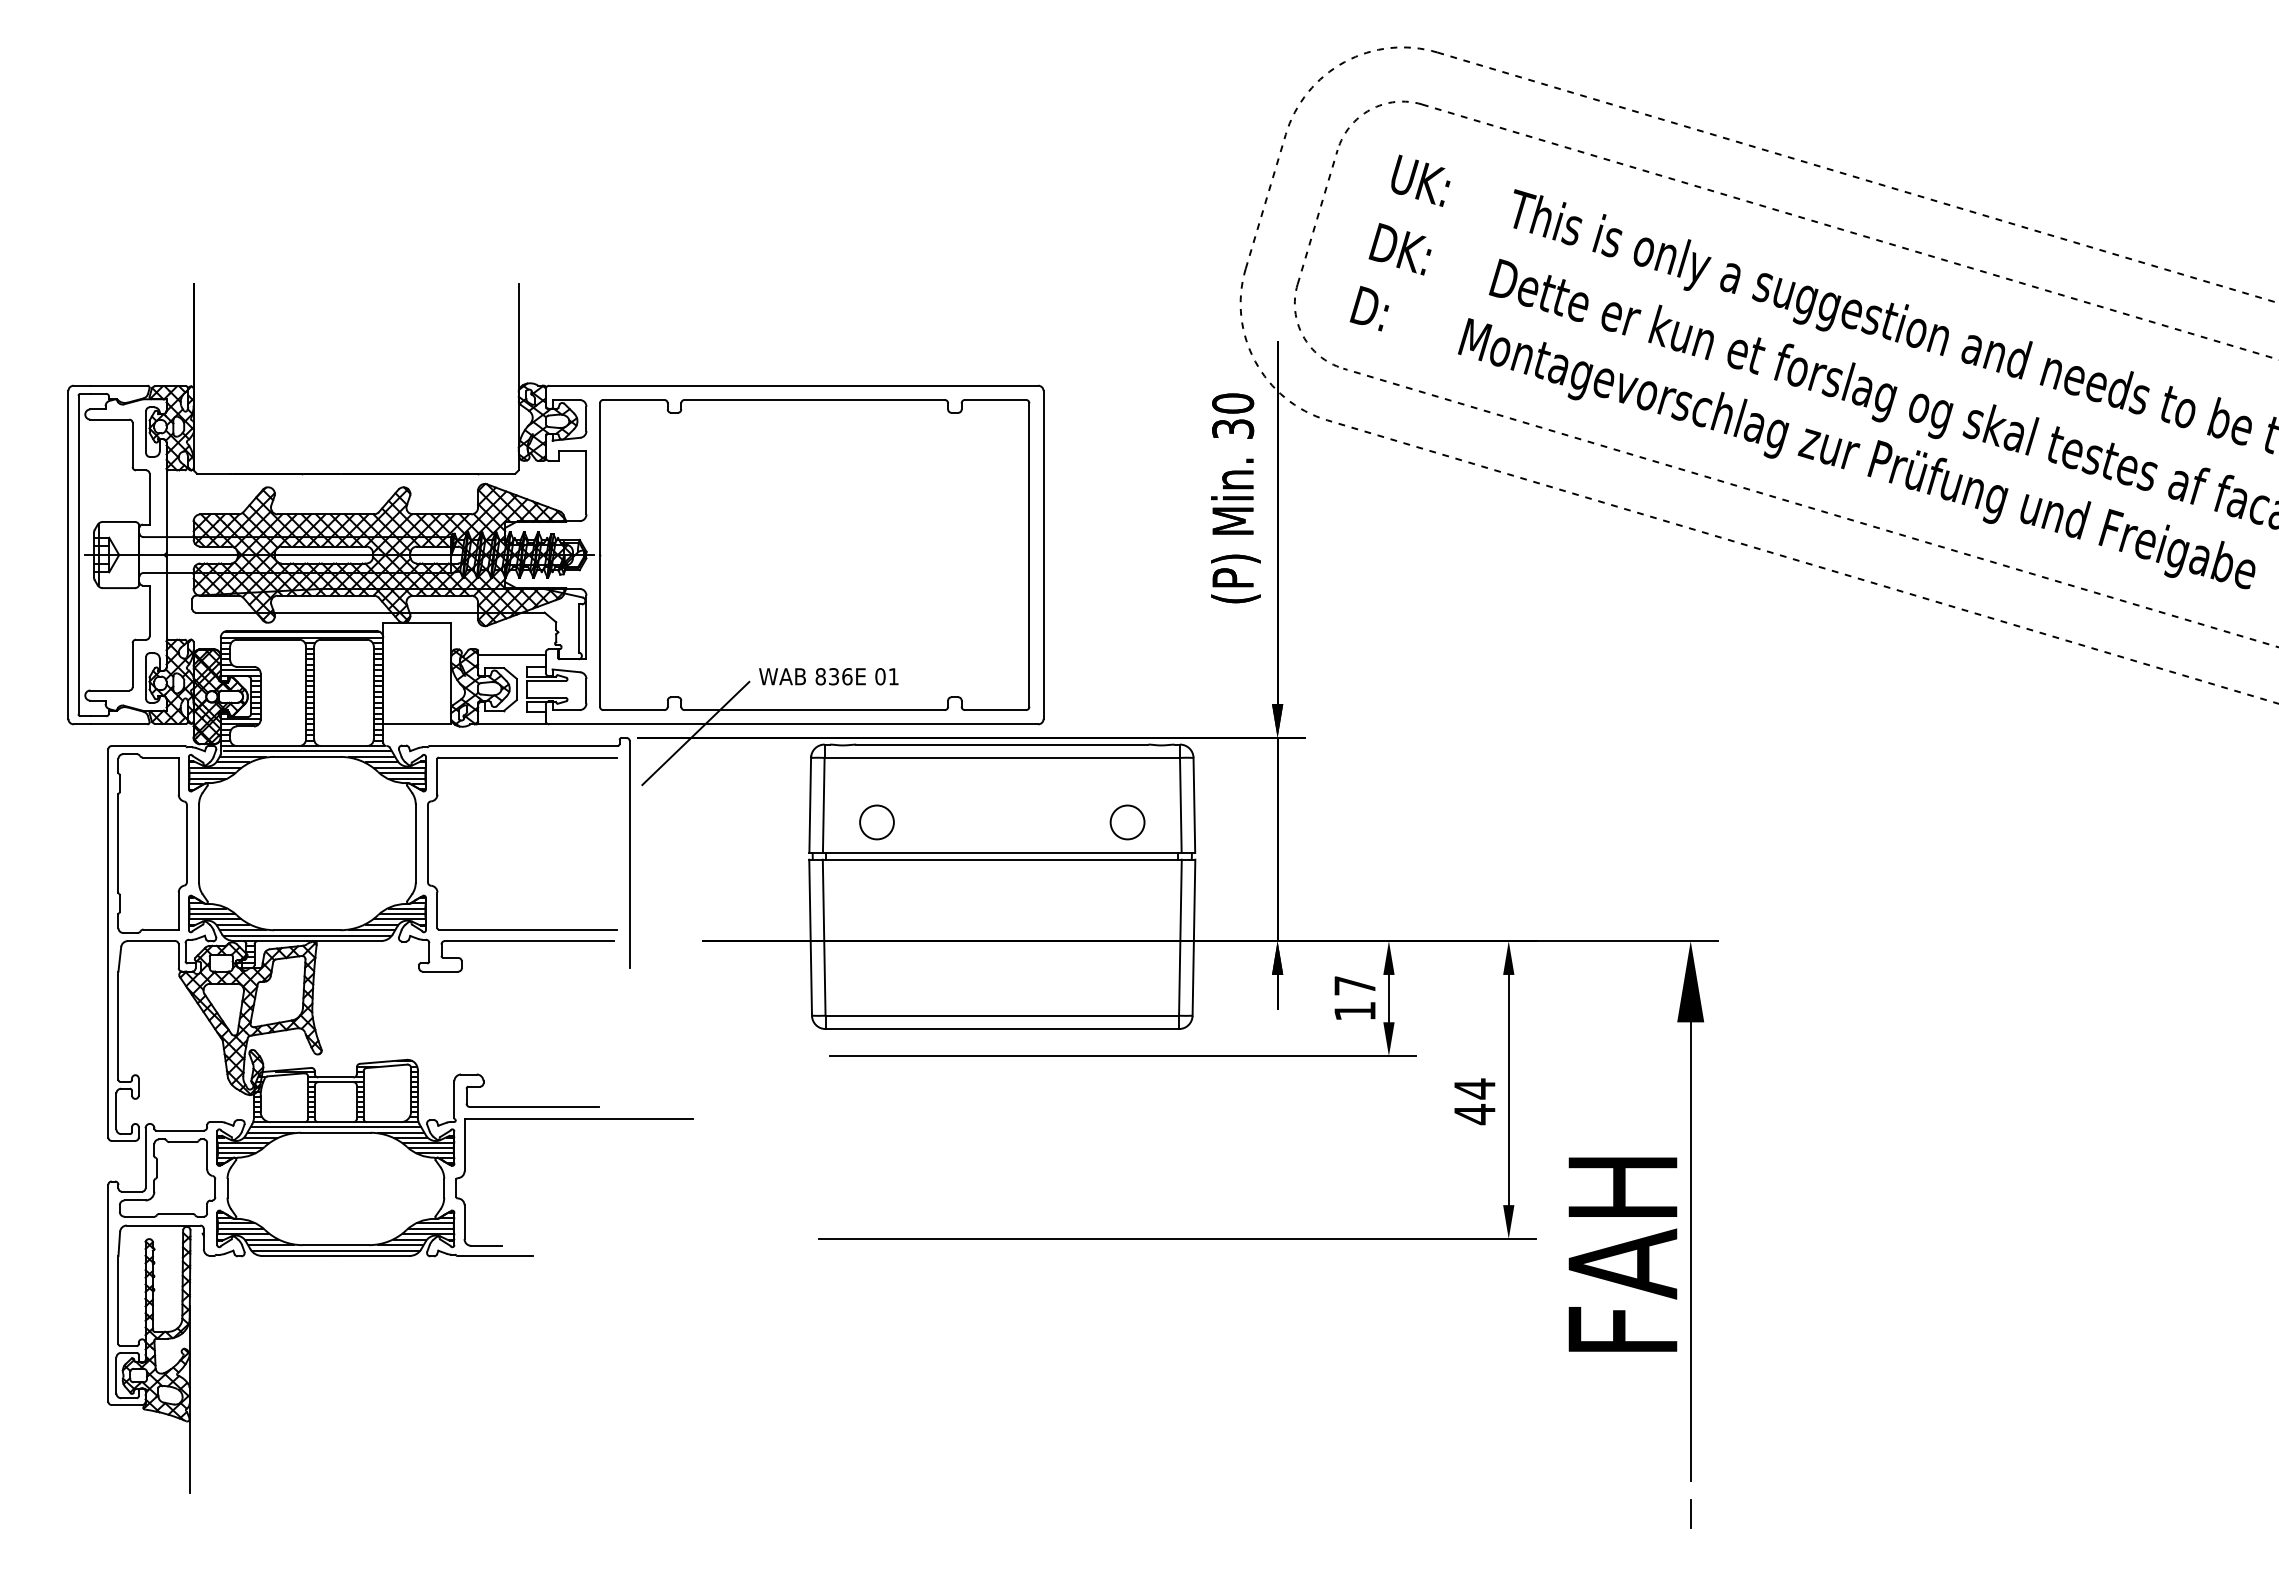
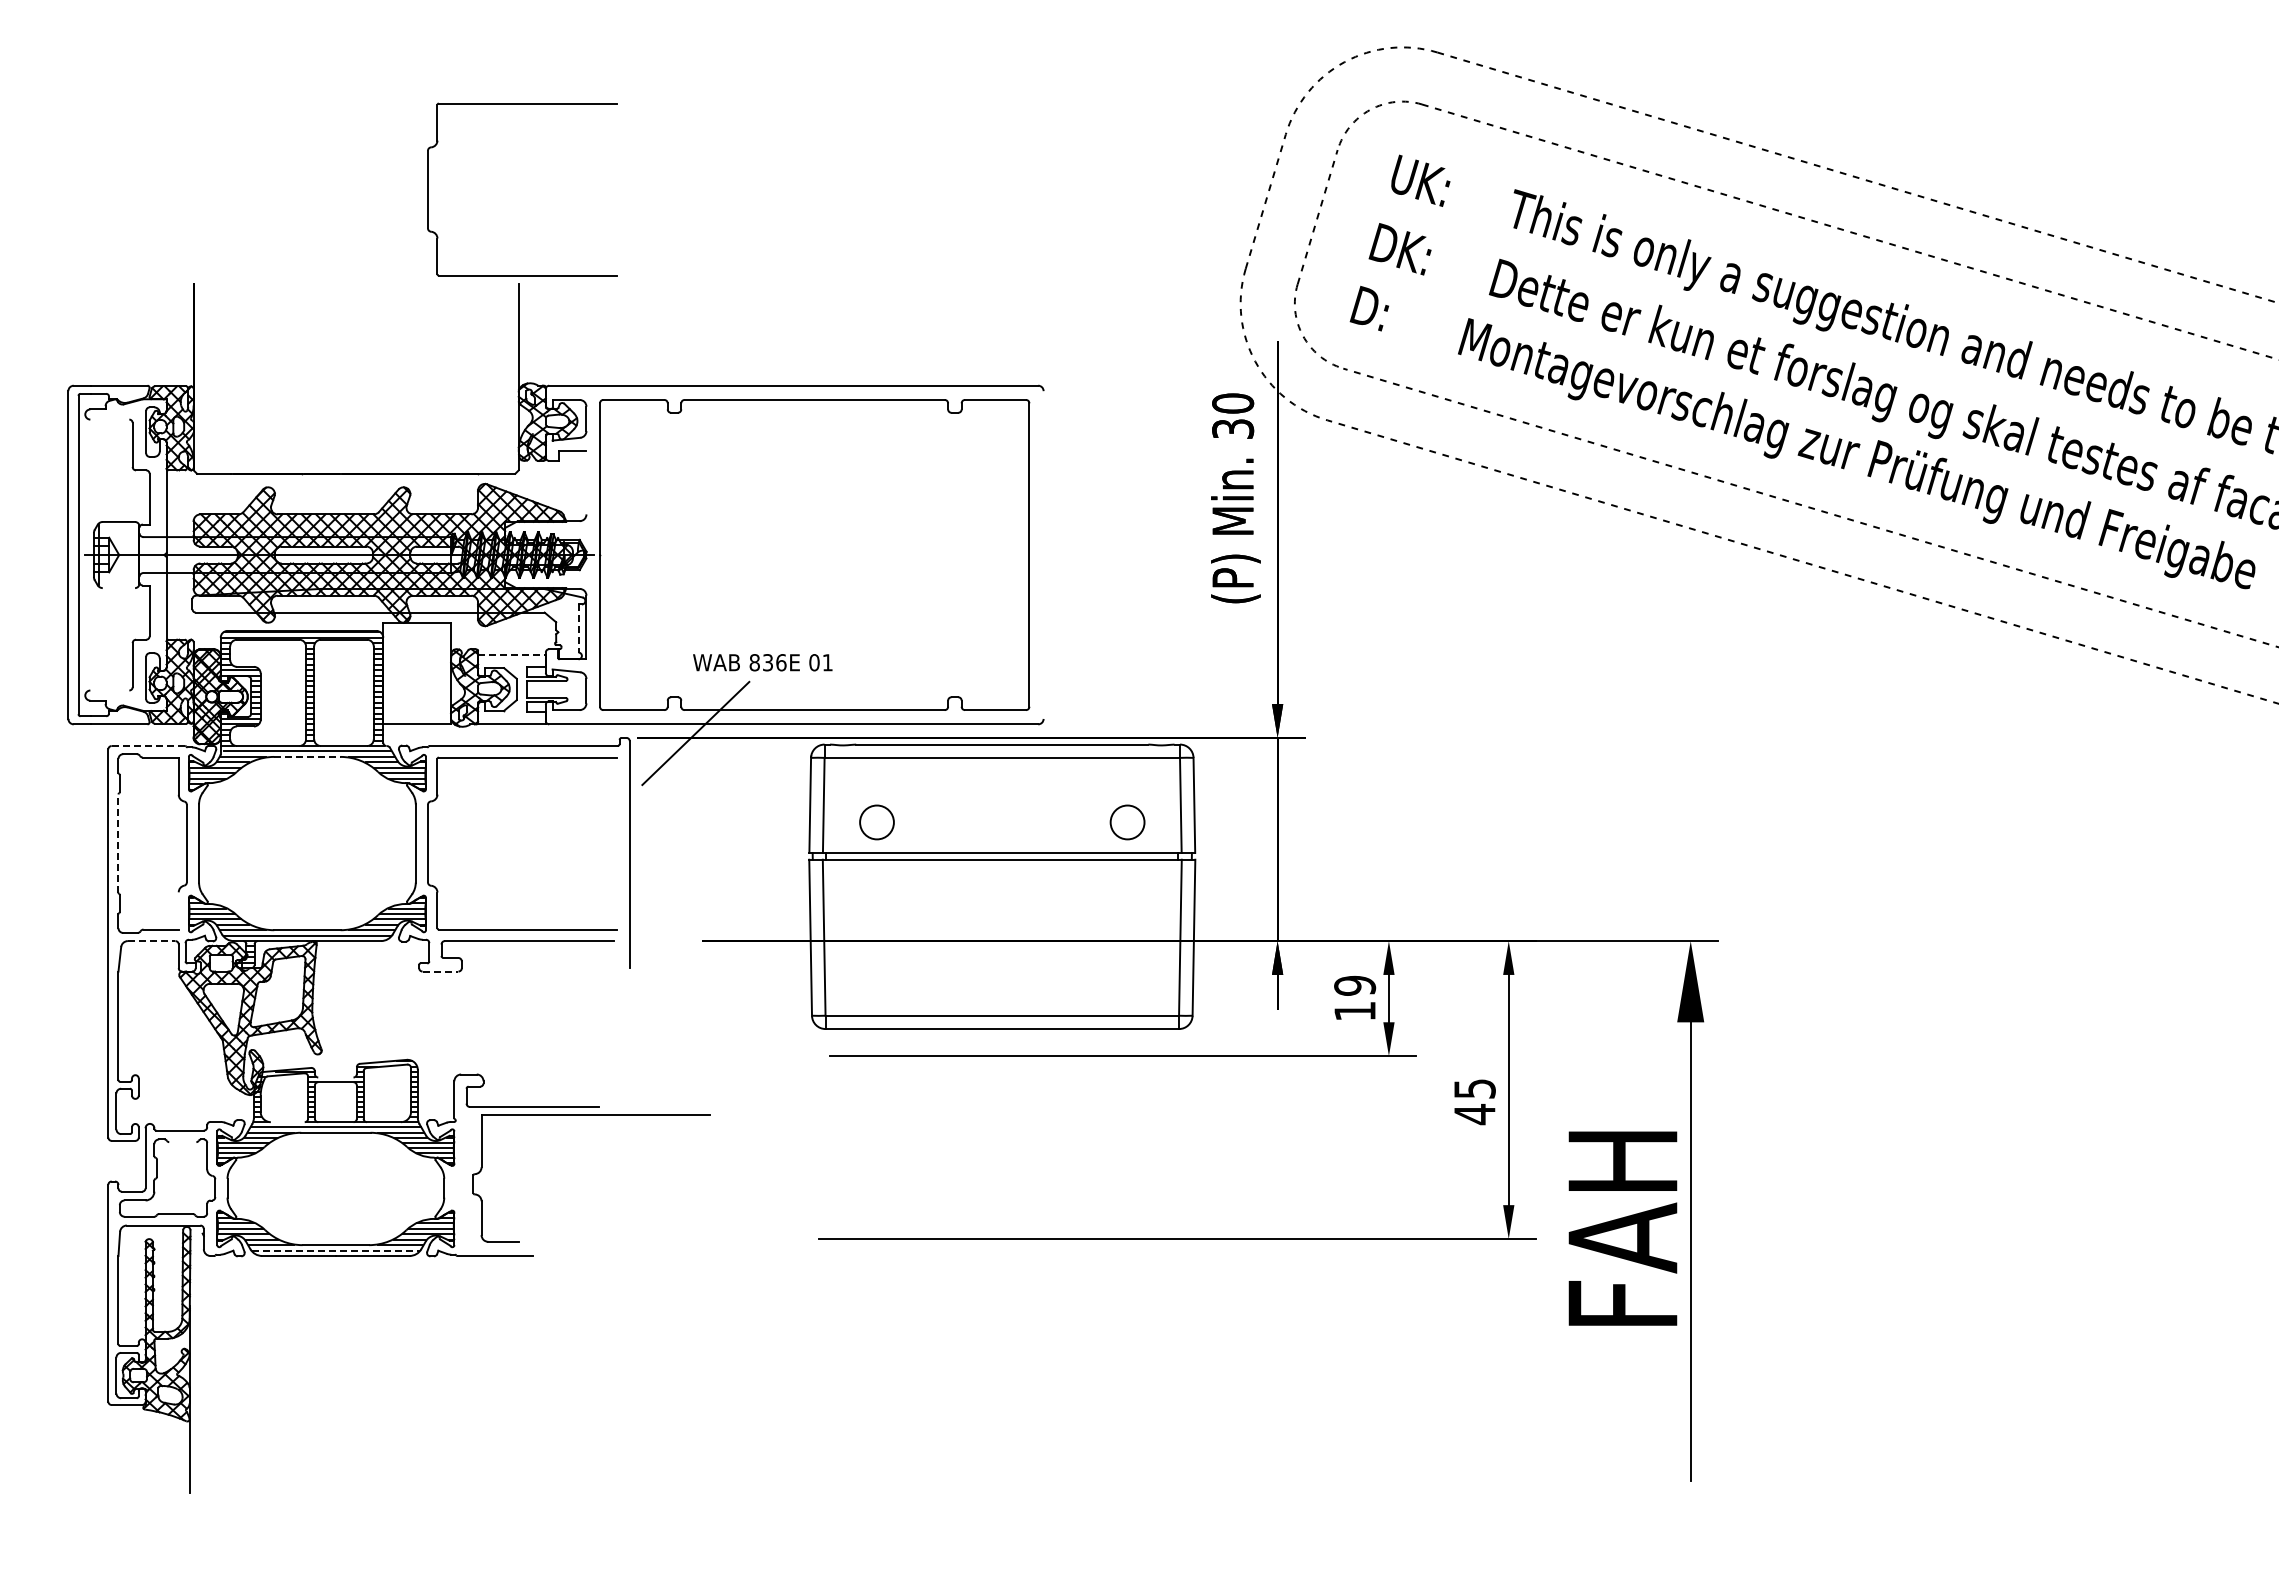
part: none -> present (522, 104)
line: present -> none (109, 419)
line: present -> none (586, 482)
line: present -> none (1043, 554)
line: present -> none (118, 588)
line: solid -> dashed (578, 629)
line: solid -> dashed (511, 654)
text position: (828, 676) -> (762, 662) (762, 662)
line: present -> none (109, 690)
line: solid -> dashed (148, 746)
line: solid -> dashed (307, 756)
line: solid -> dashed (118, 843)
line: present -> none (178, 910)
line: solid -> dashed (151, 941)
line: solid -> dashed (440, 971)
text: 17 -> 19 (1355, 985)
line: present -> none (335, 1077)
text: 44 -> 45 (1474, 1088)
part position: (574, 1119) -> (591, 1115) (591, 1115)
line: present -> none (287, 1122)
line: present -> none (182, 1142)
line: solid -> dashed (335, 1250)
text position: (1622, 1254) -> (1622, 1228) (1622, 1228)
line: present -> none (1690, 1513)
